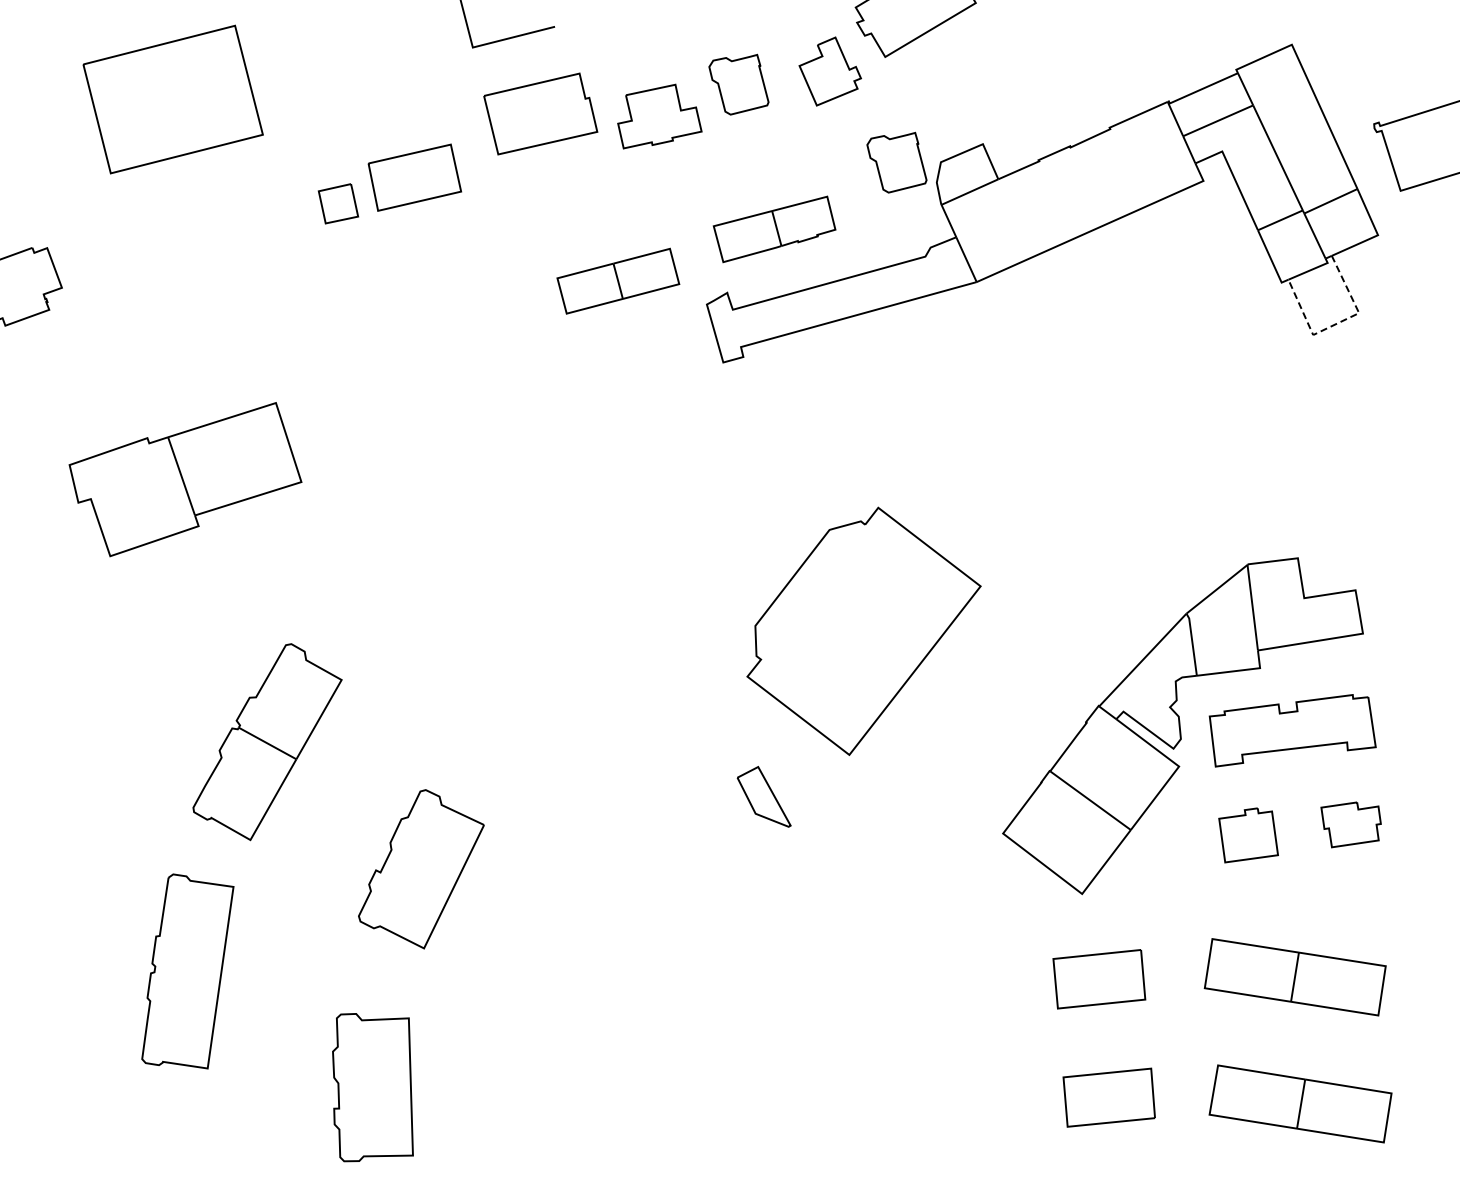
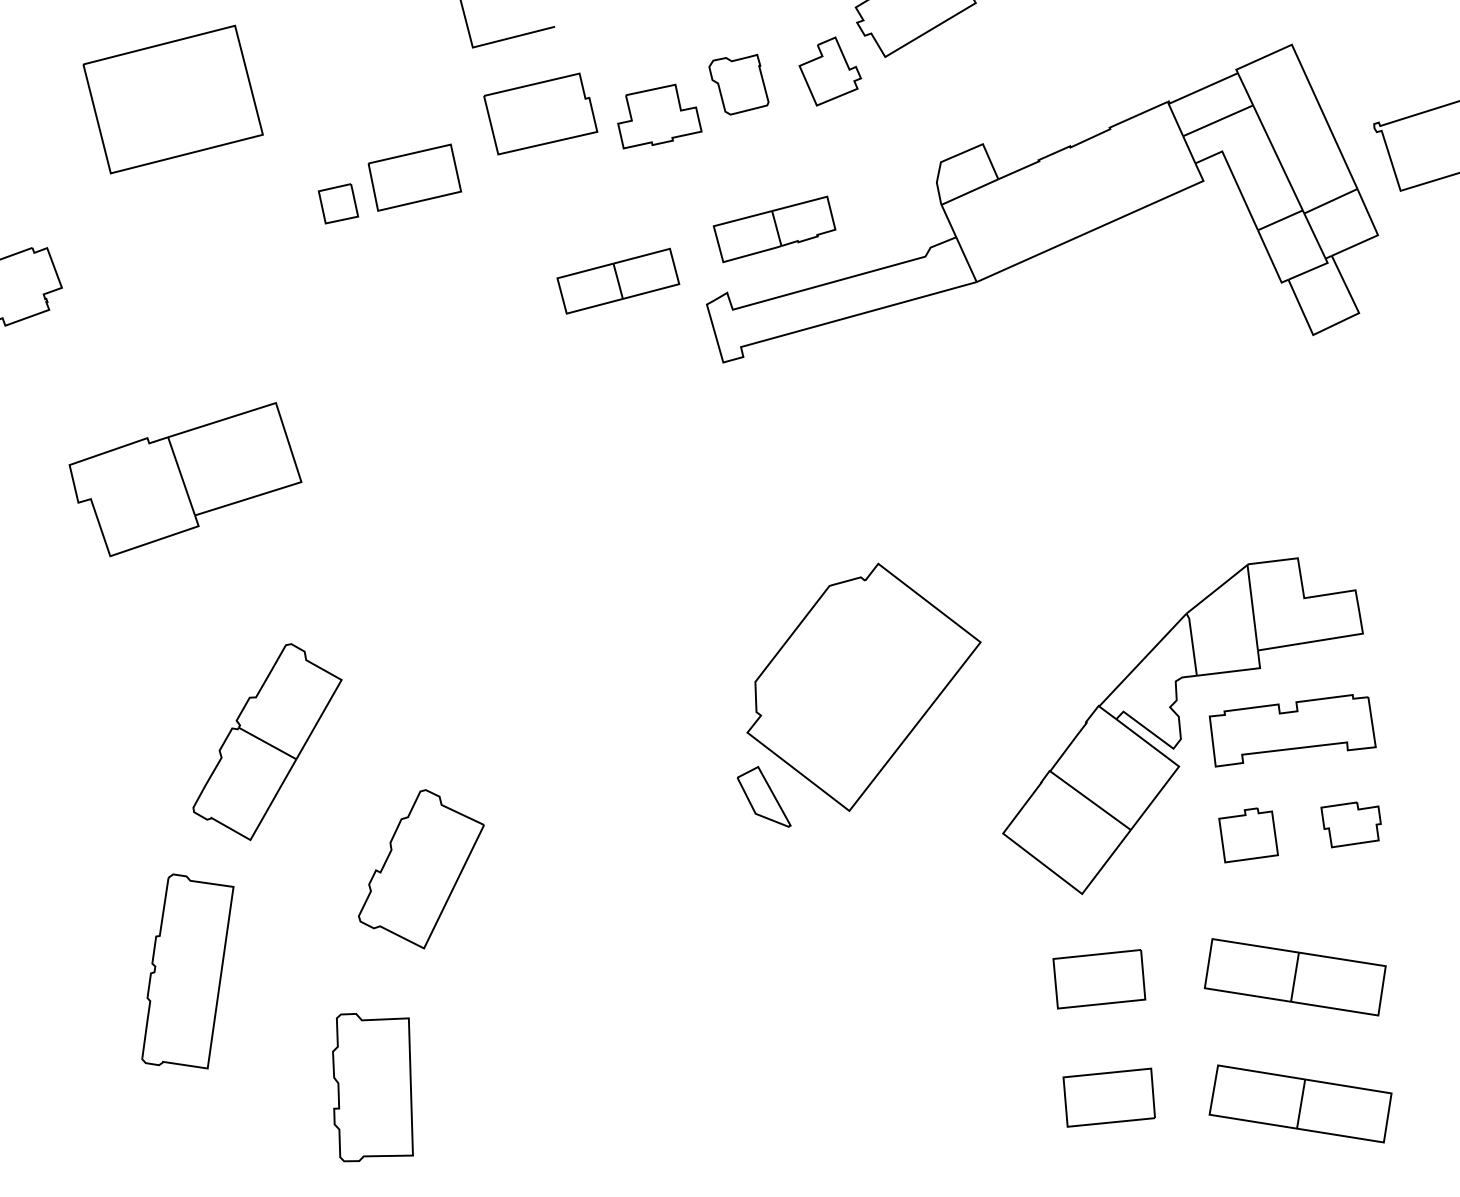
part: present -> none (896, 162)
line: dashed -> solid (1337, 323)
part position: (863, 630) -> (863, 686) (863, 686)
